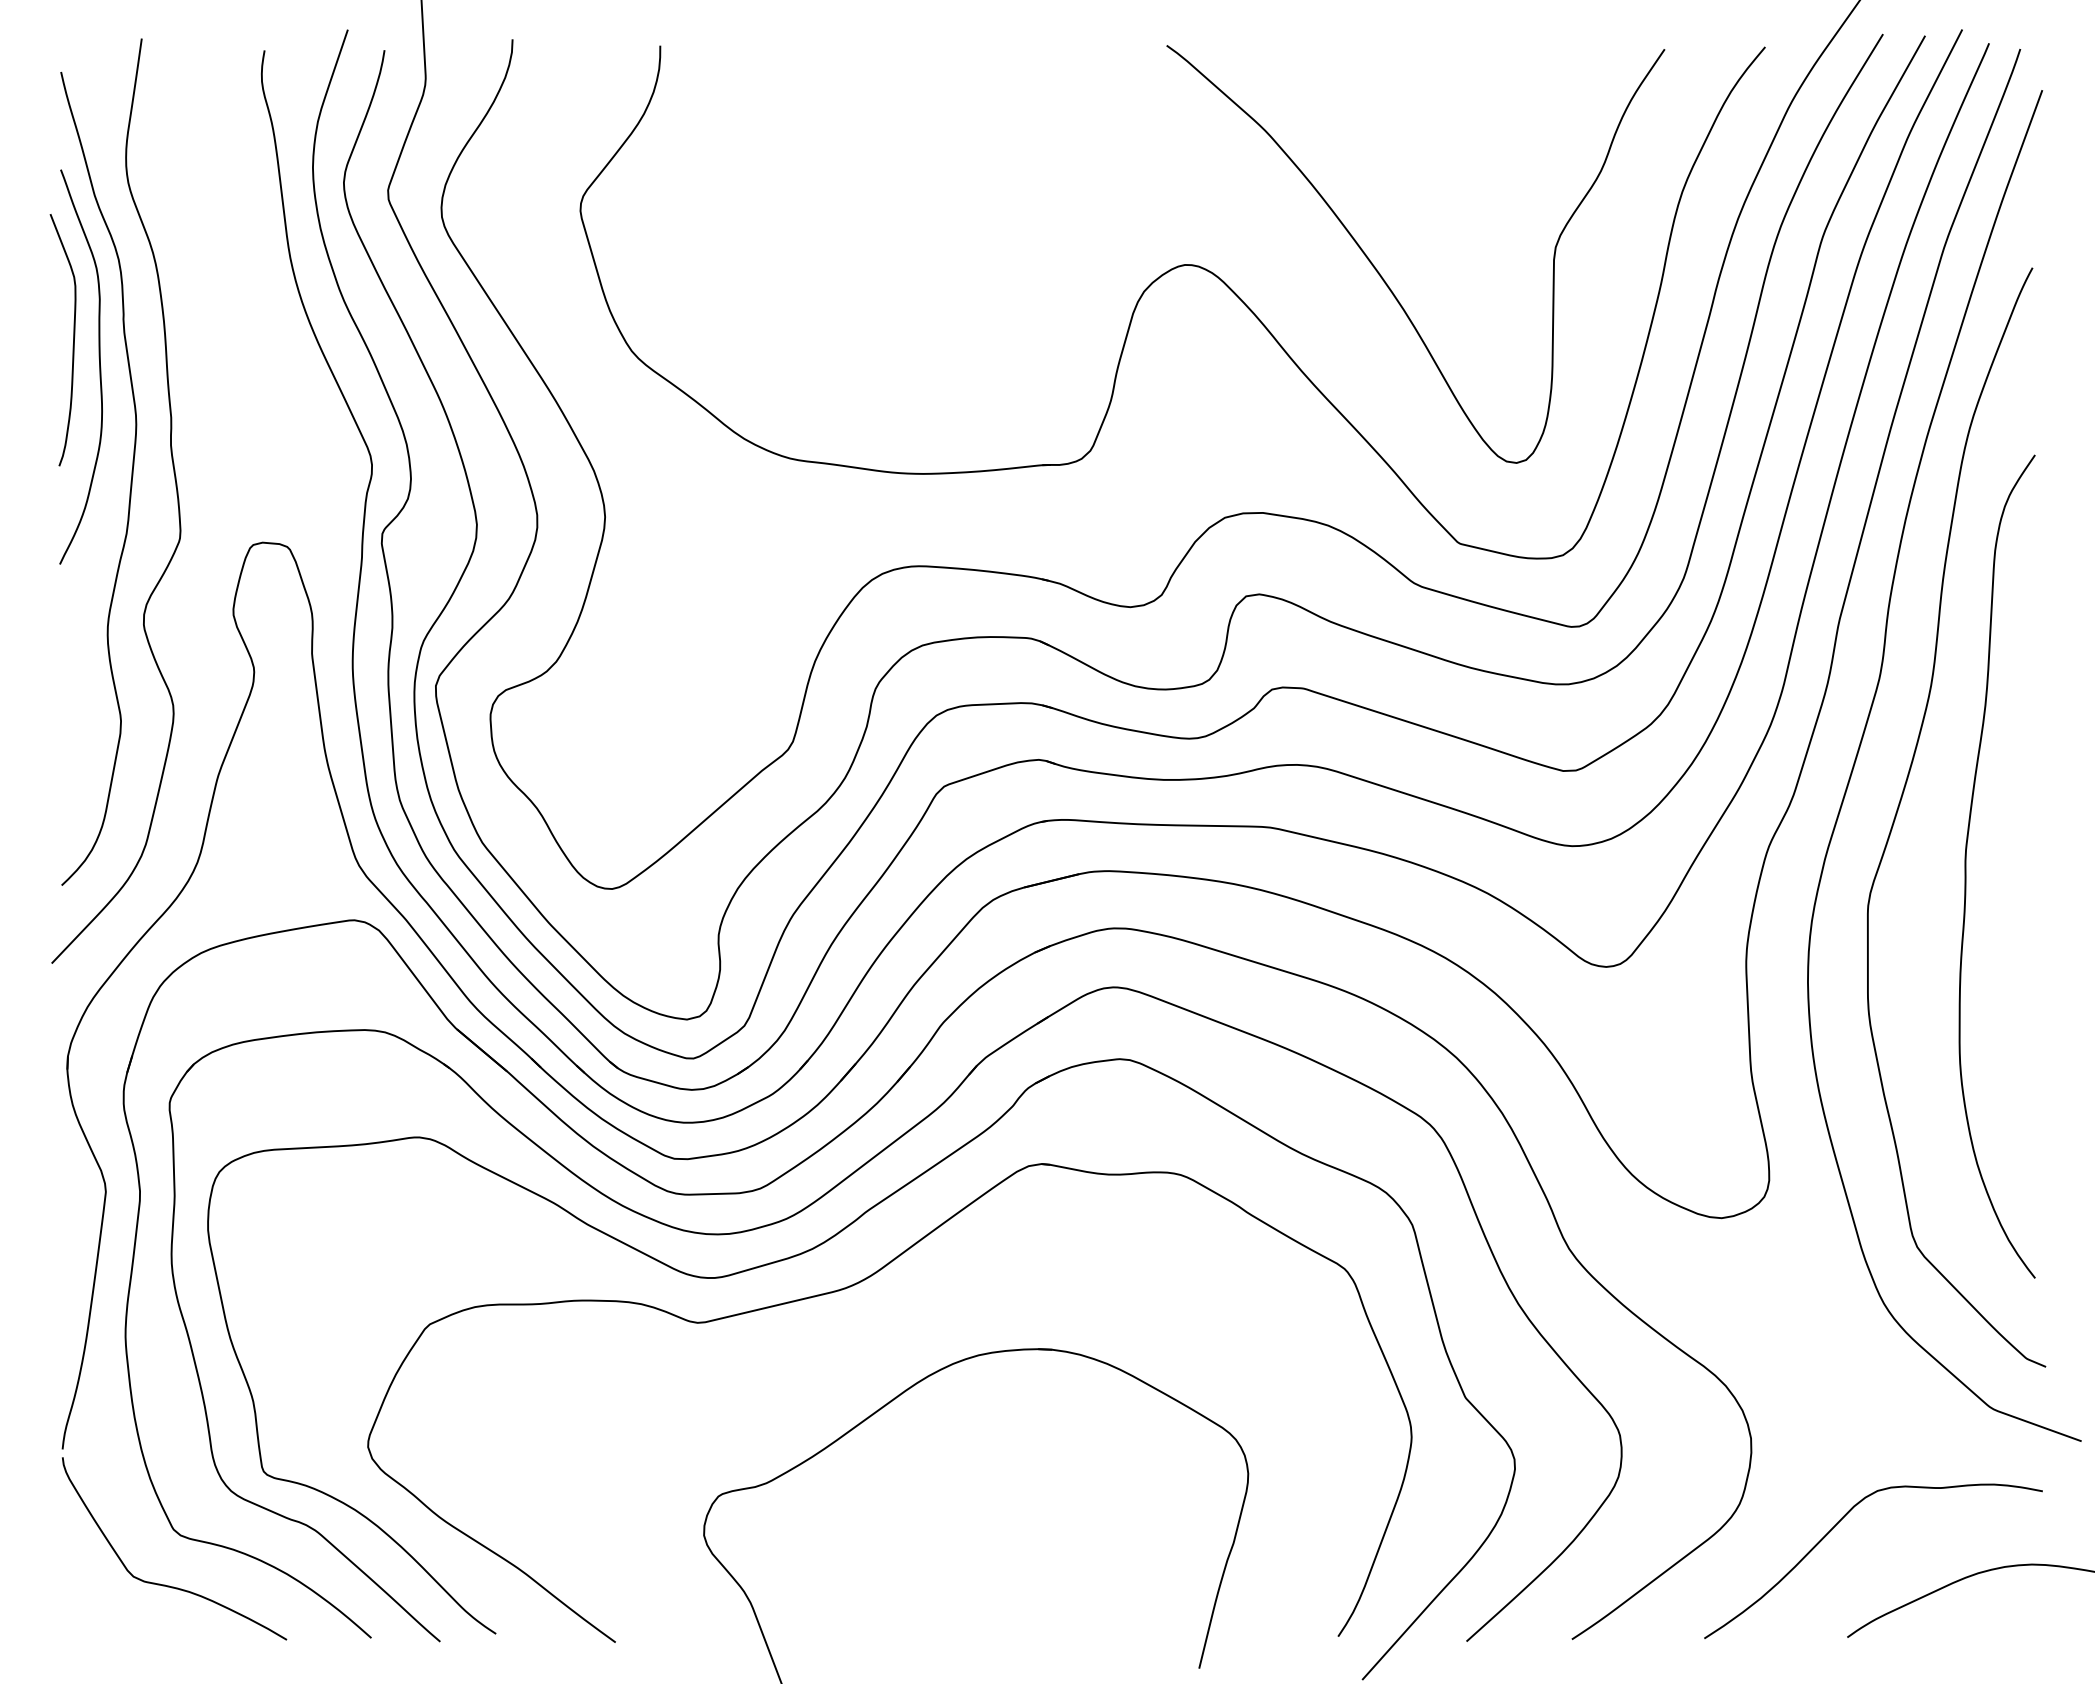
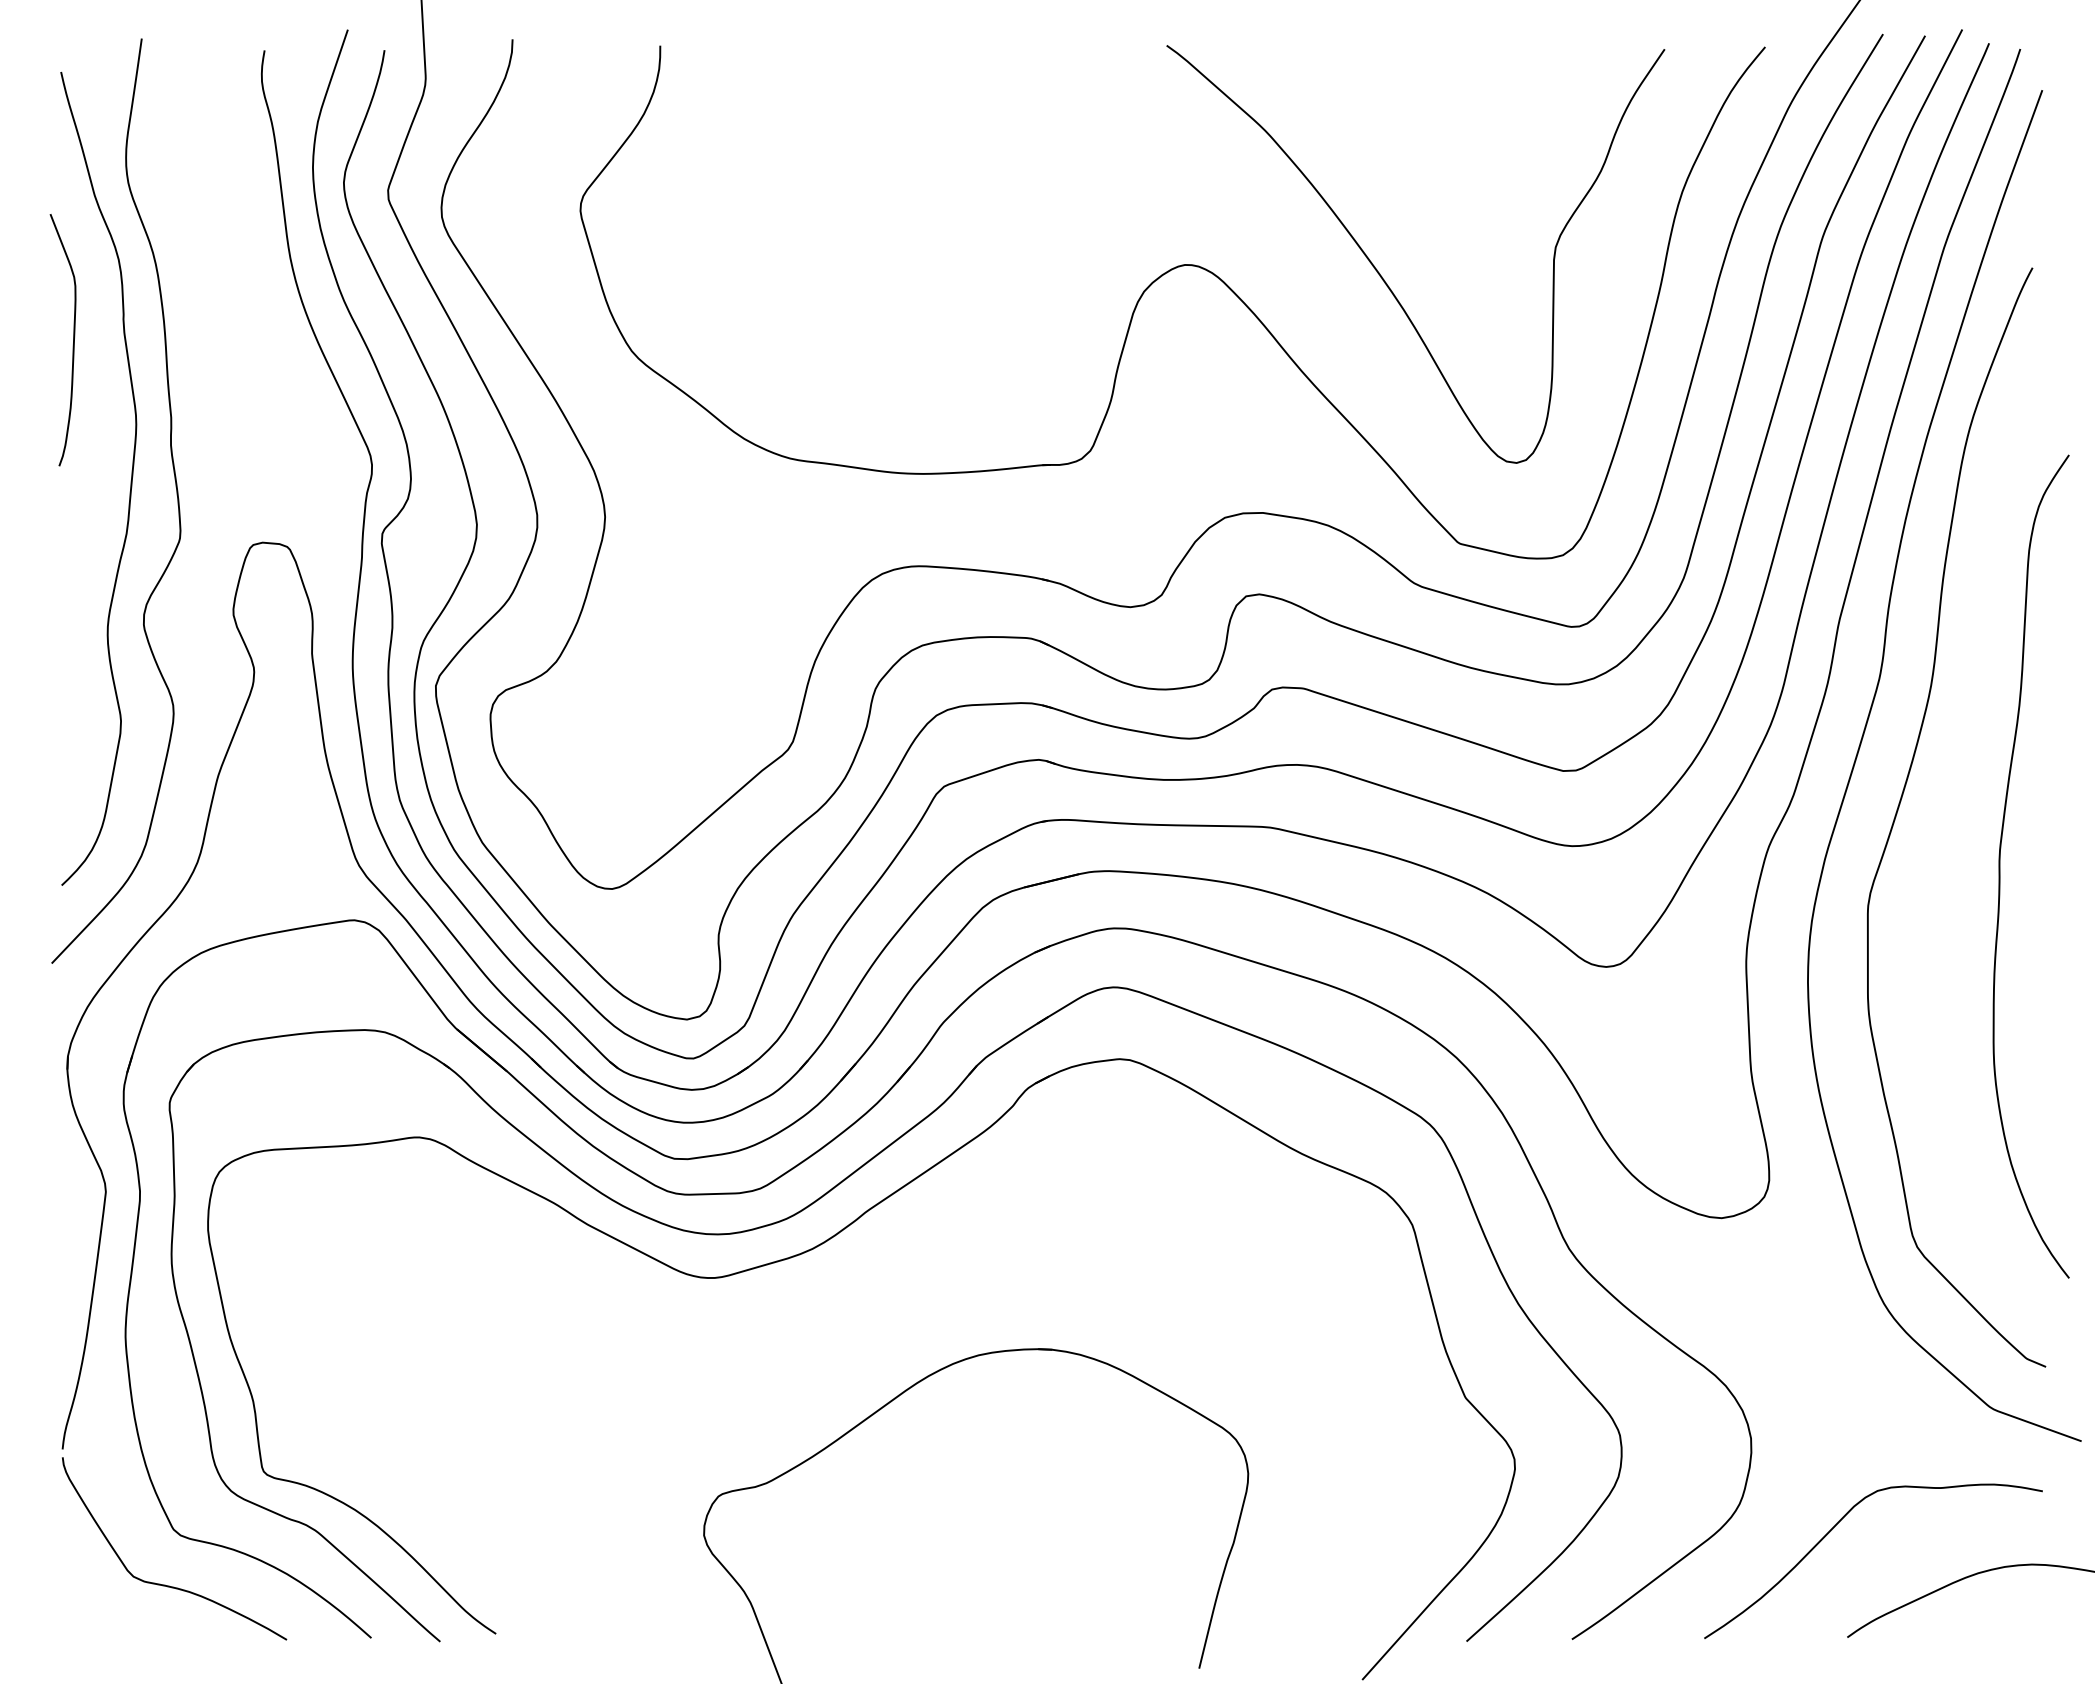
curve: present -> none (99, 366)
curve position: (1966, 866) -> (2000, 866) (2000, 866)
part: present -> none (845, 1289)
